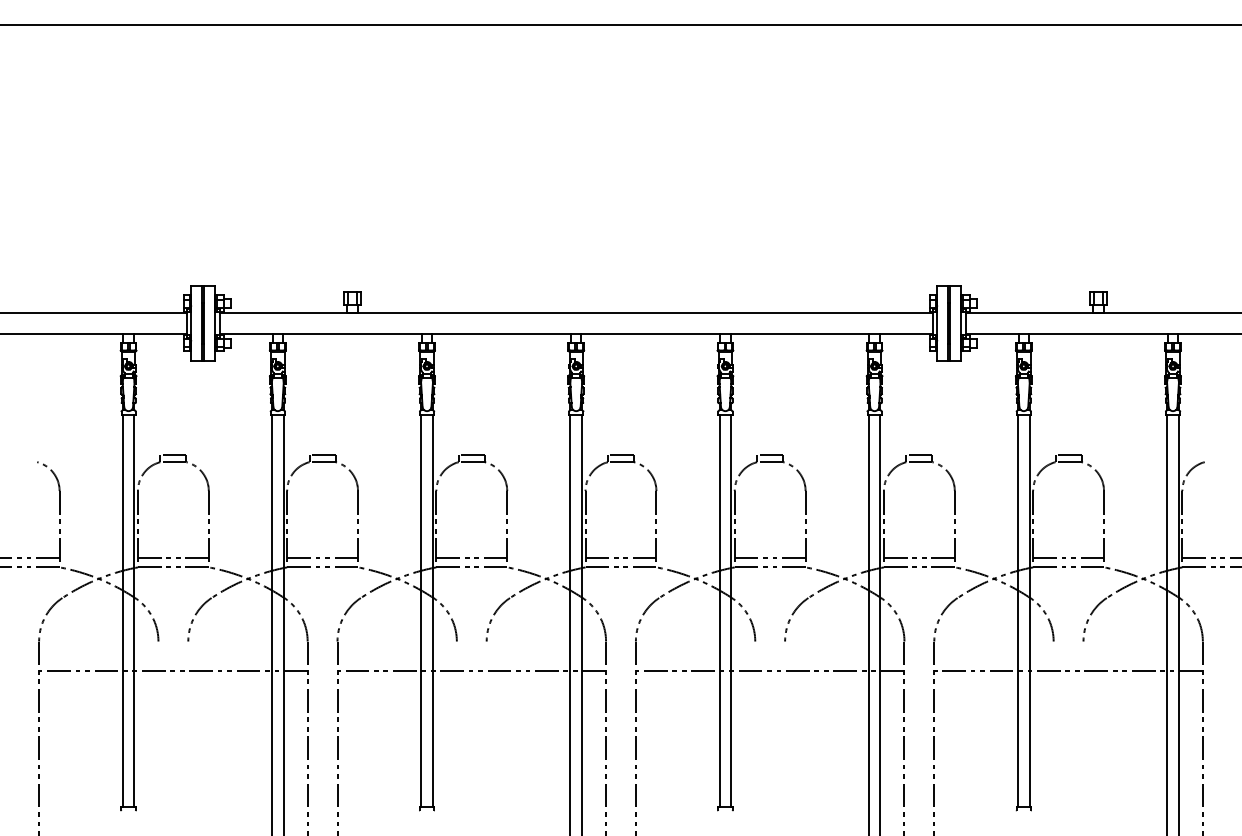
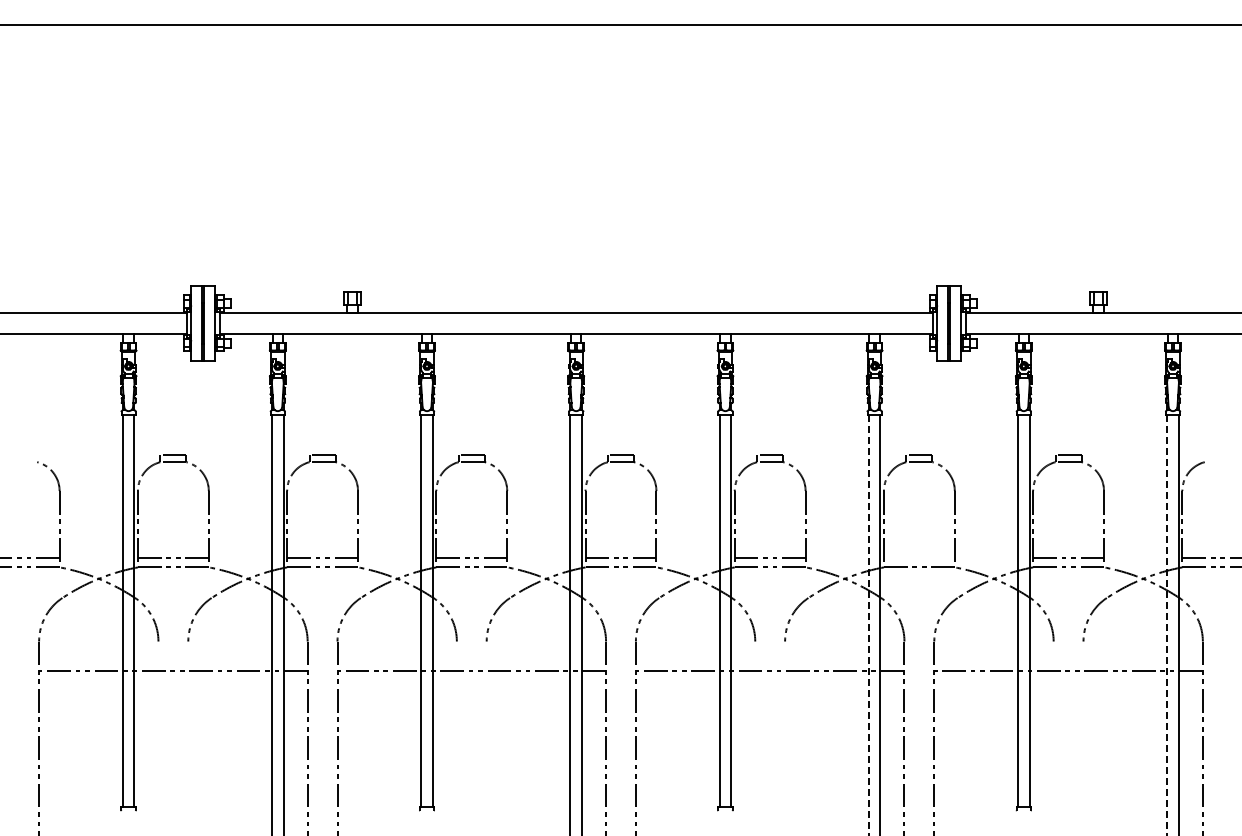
line: present -> none (918, 558)
line: solid -> dashed (868, 625)
line: solid -> dashed (1167, 625)
